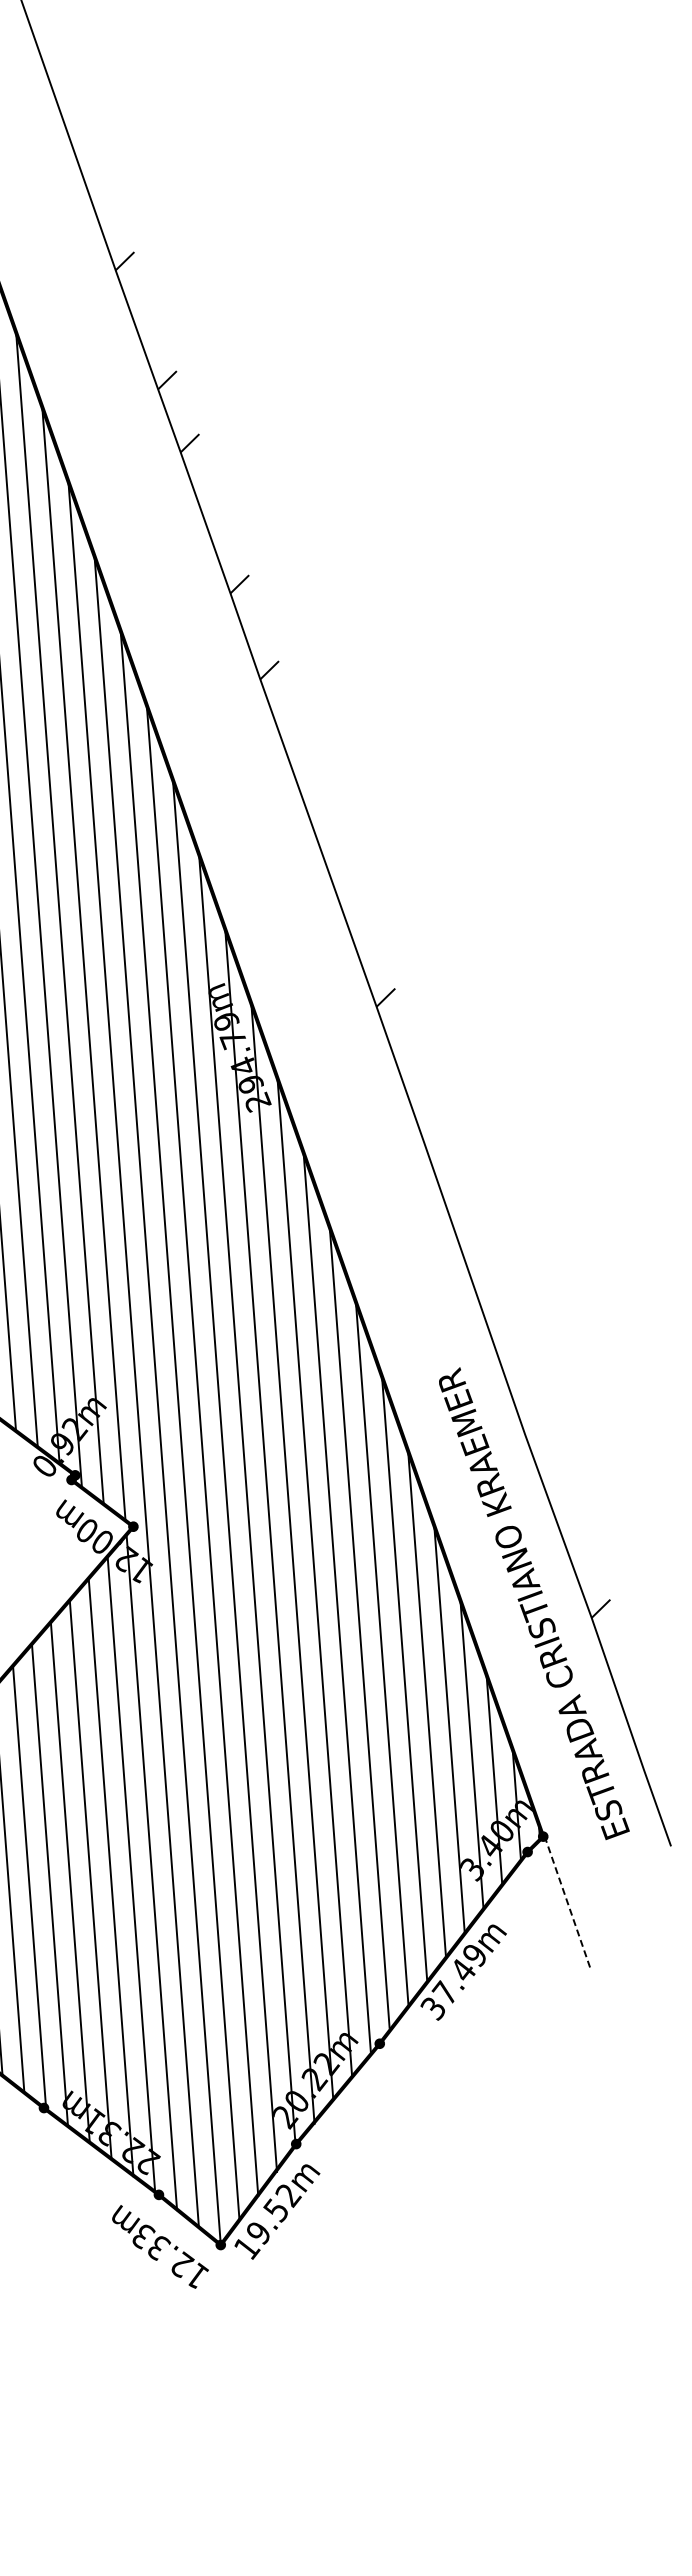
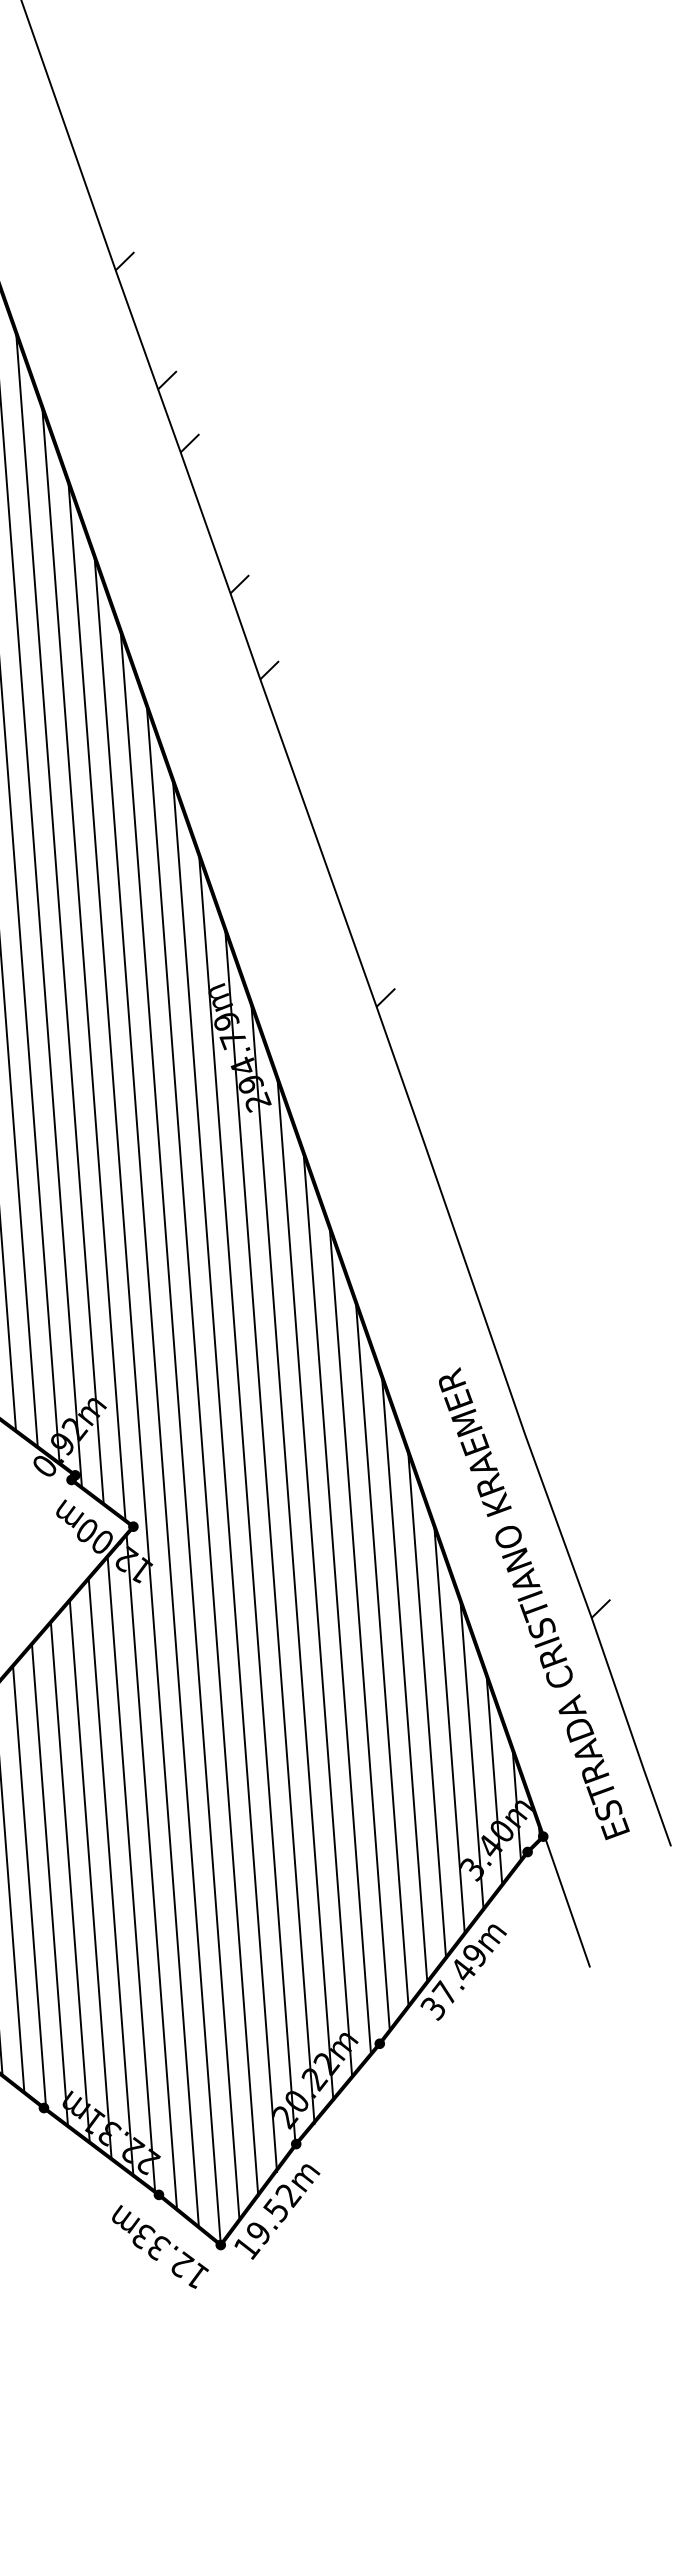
line: dashed -> solid (567, 1901)
